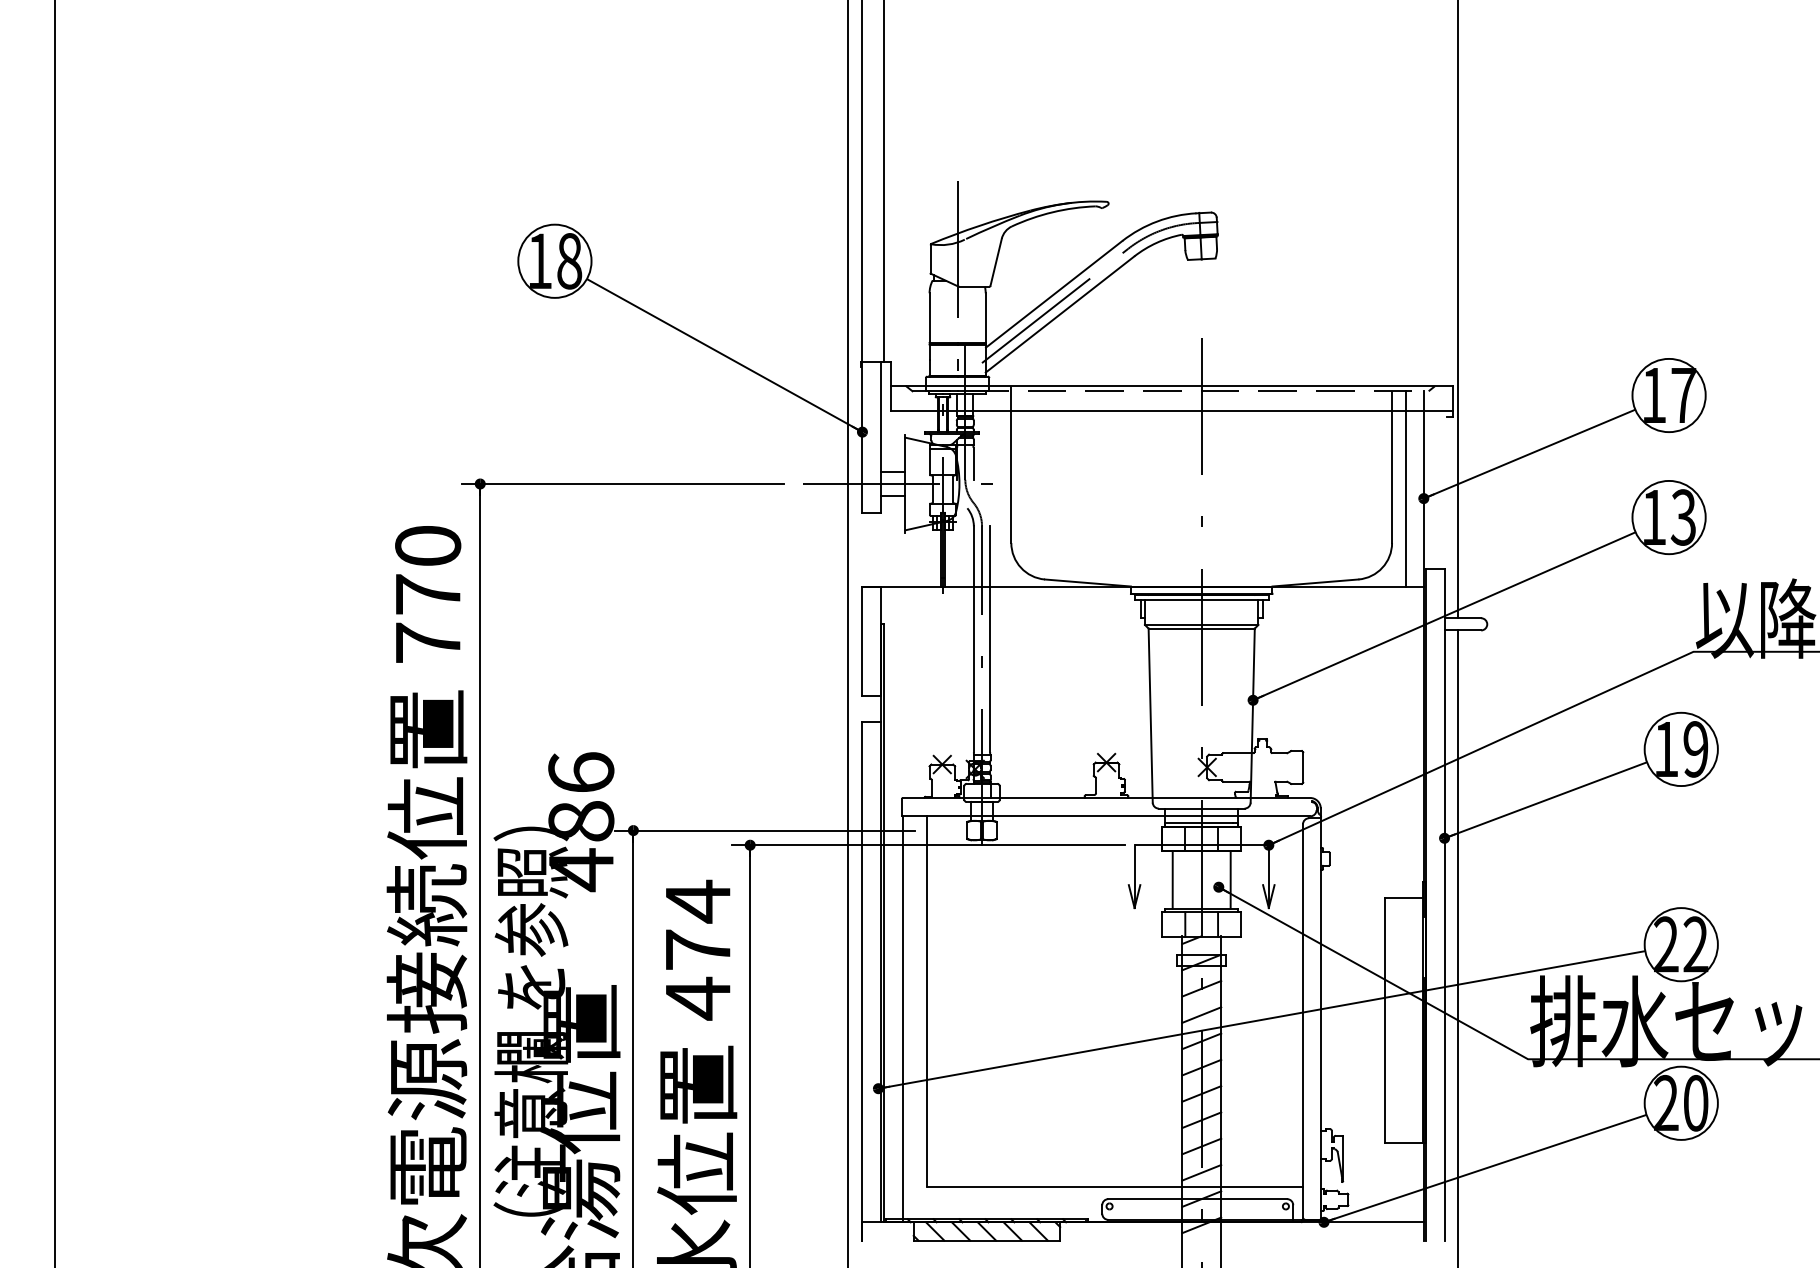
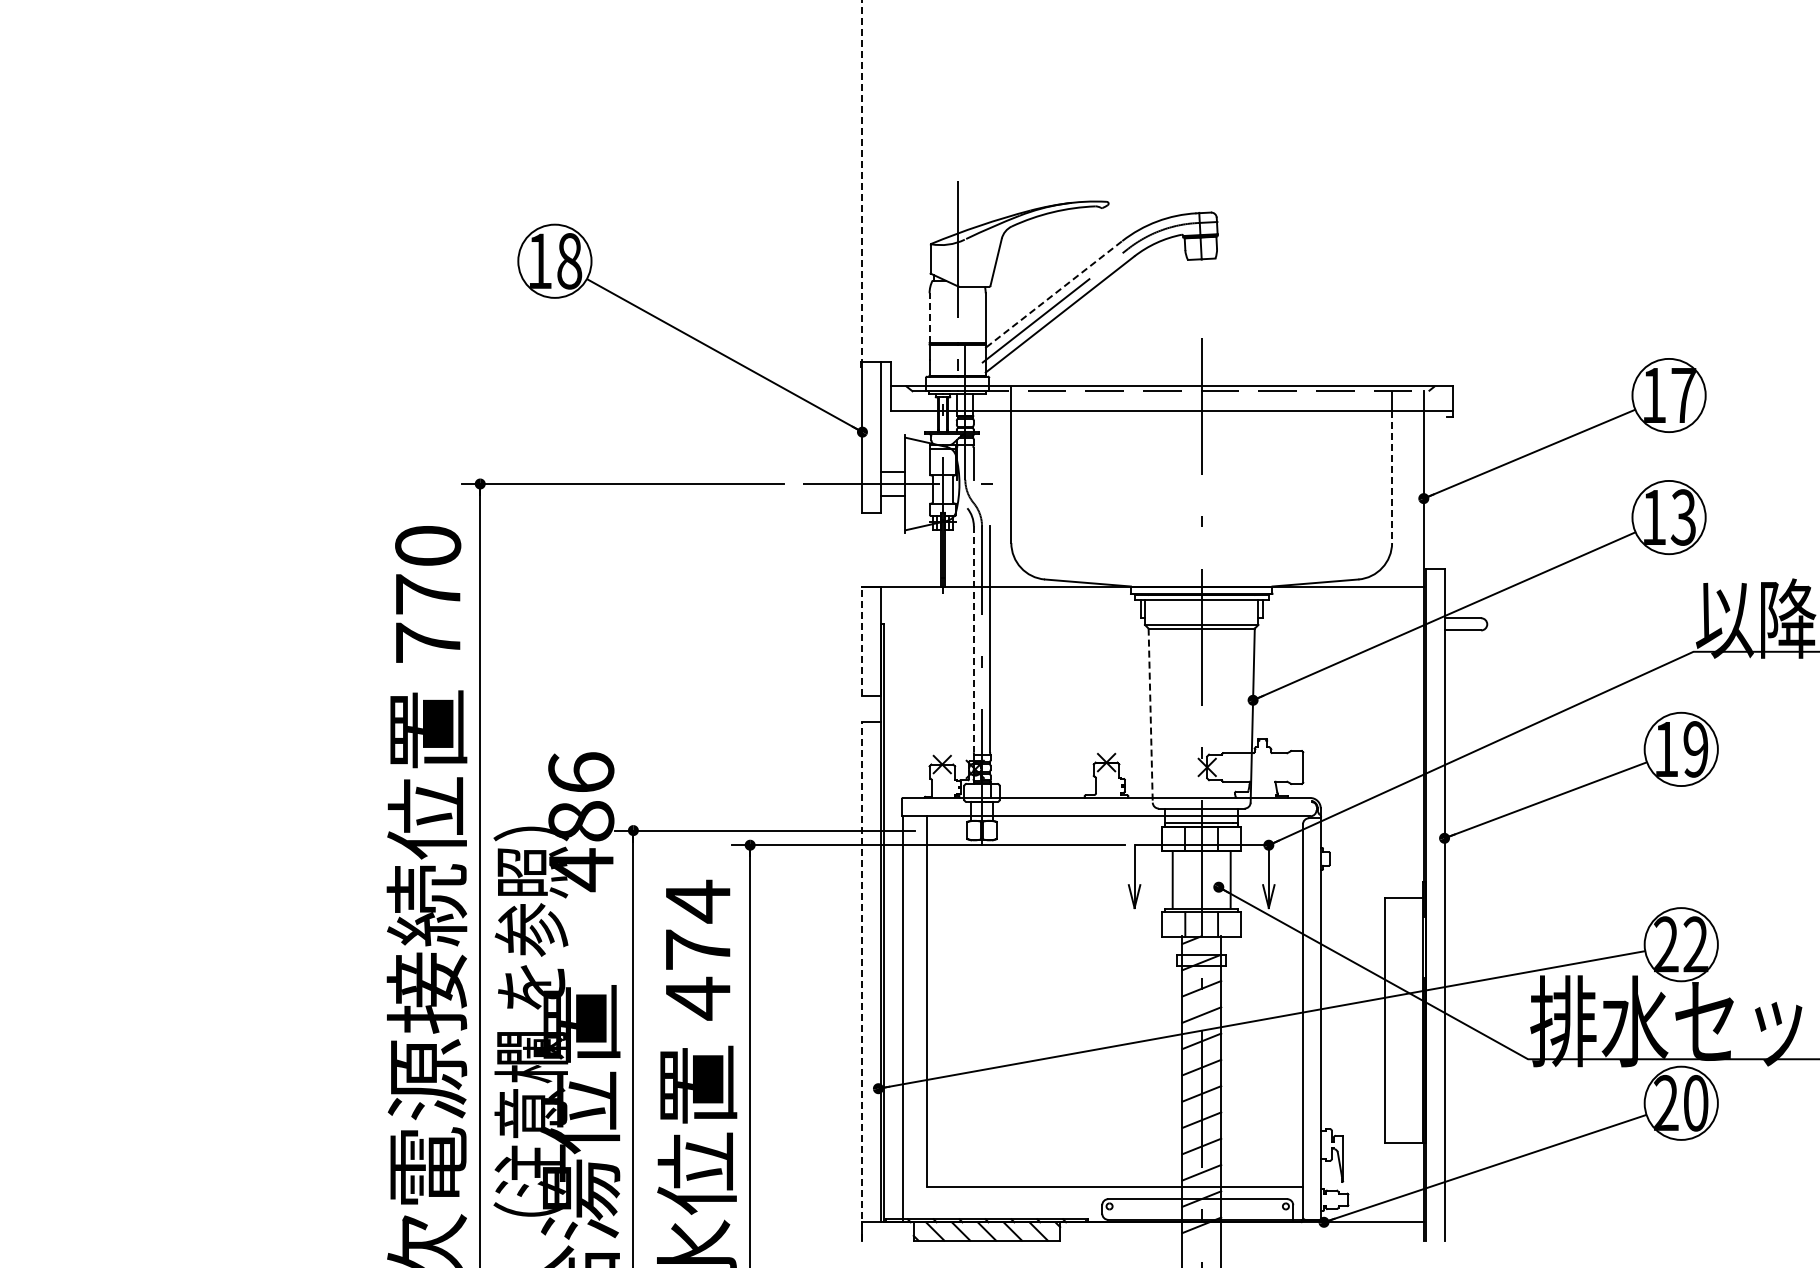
line: solid -> dashed (862, 181)
line: present -> none (884, 181)
line: solid -> dashed (1054, 293)
line: present -> none (1457, 310)
line: solid -> dashed (929, 318)
line: solid -> dashed (1392, 477)
line: present -> none (1405, 488)
line: present -> none (54, 633)
line: present -> none (847, 633)
line: solid -> dashed (973, 639)
line: solid -> dashed (862, 641)
line: solid -> dashed (1150, 716)
line: present -> none (1457, 947)
line: solid -> dashed (862, 980)
